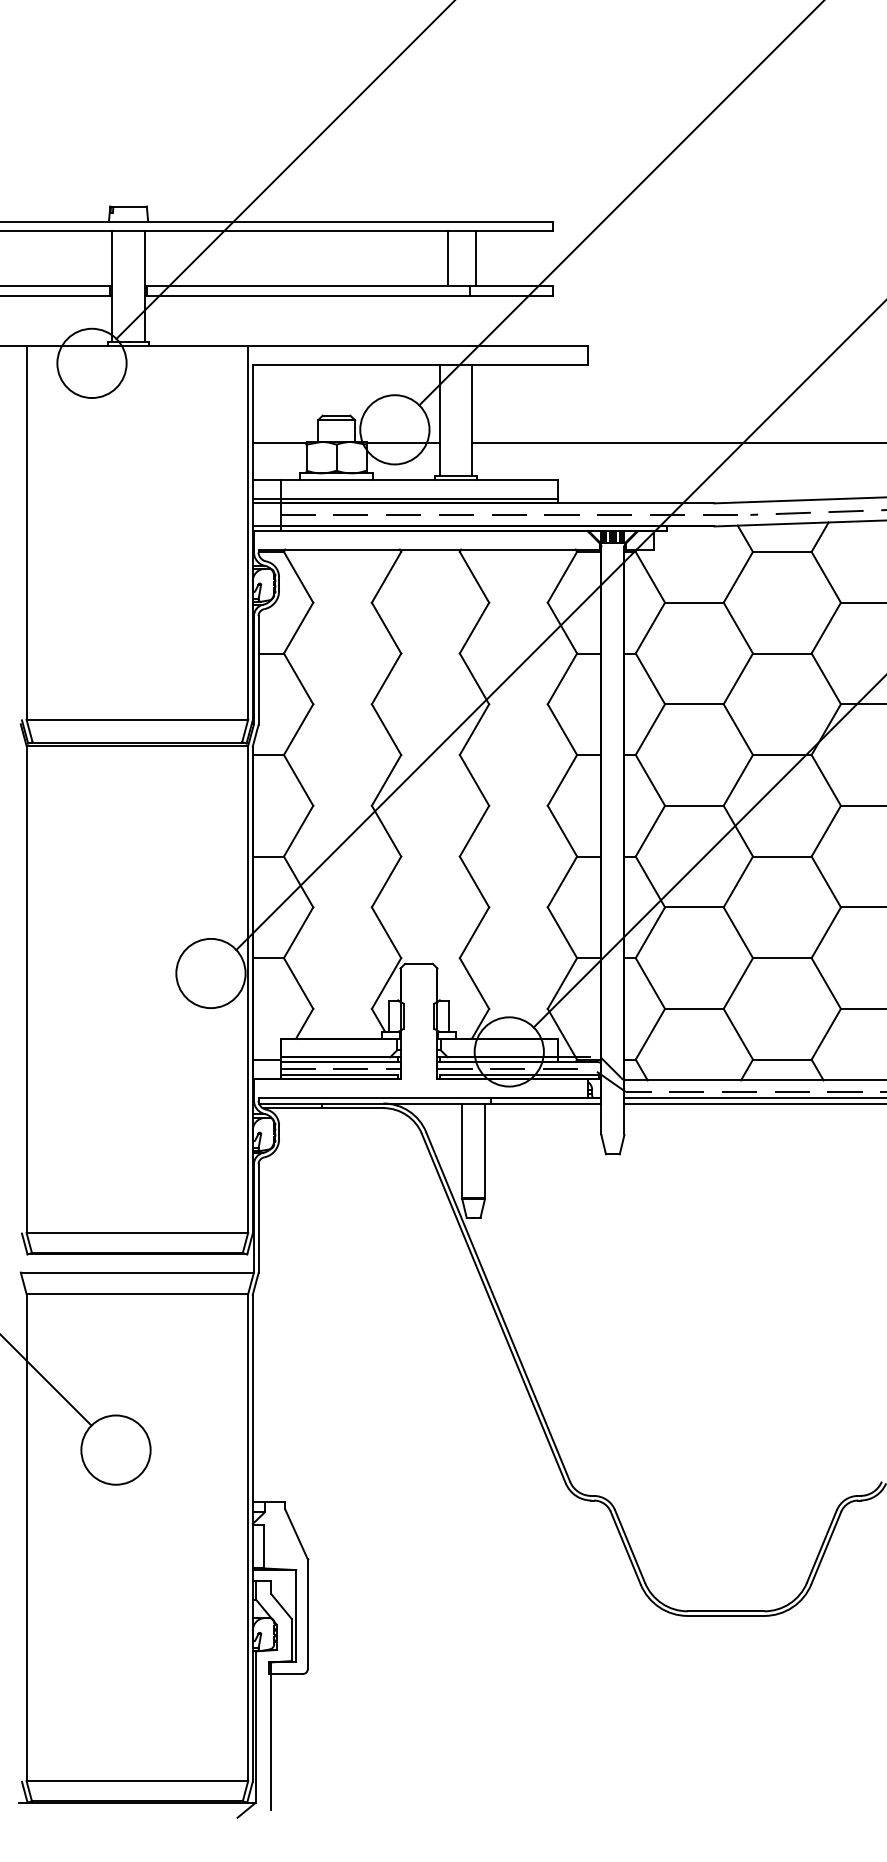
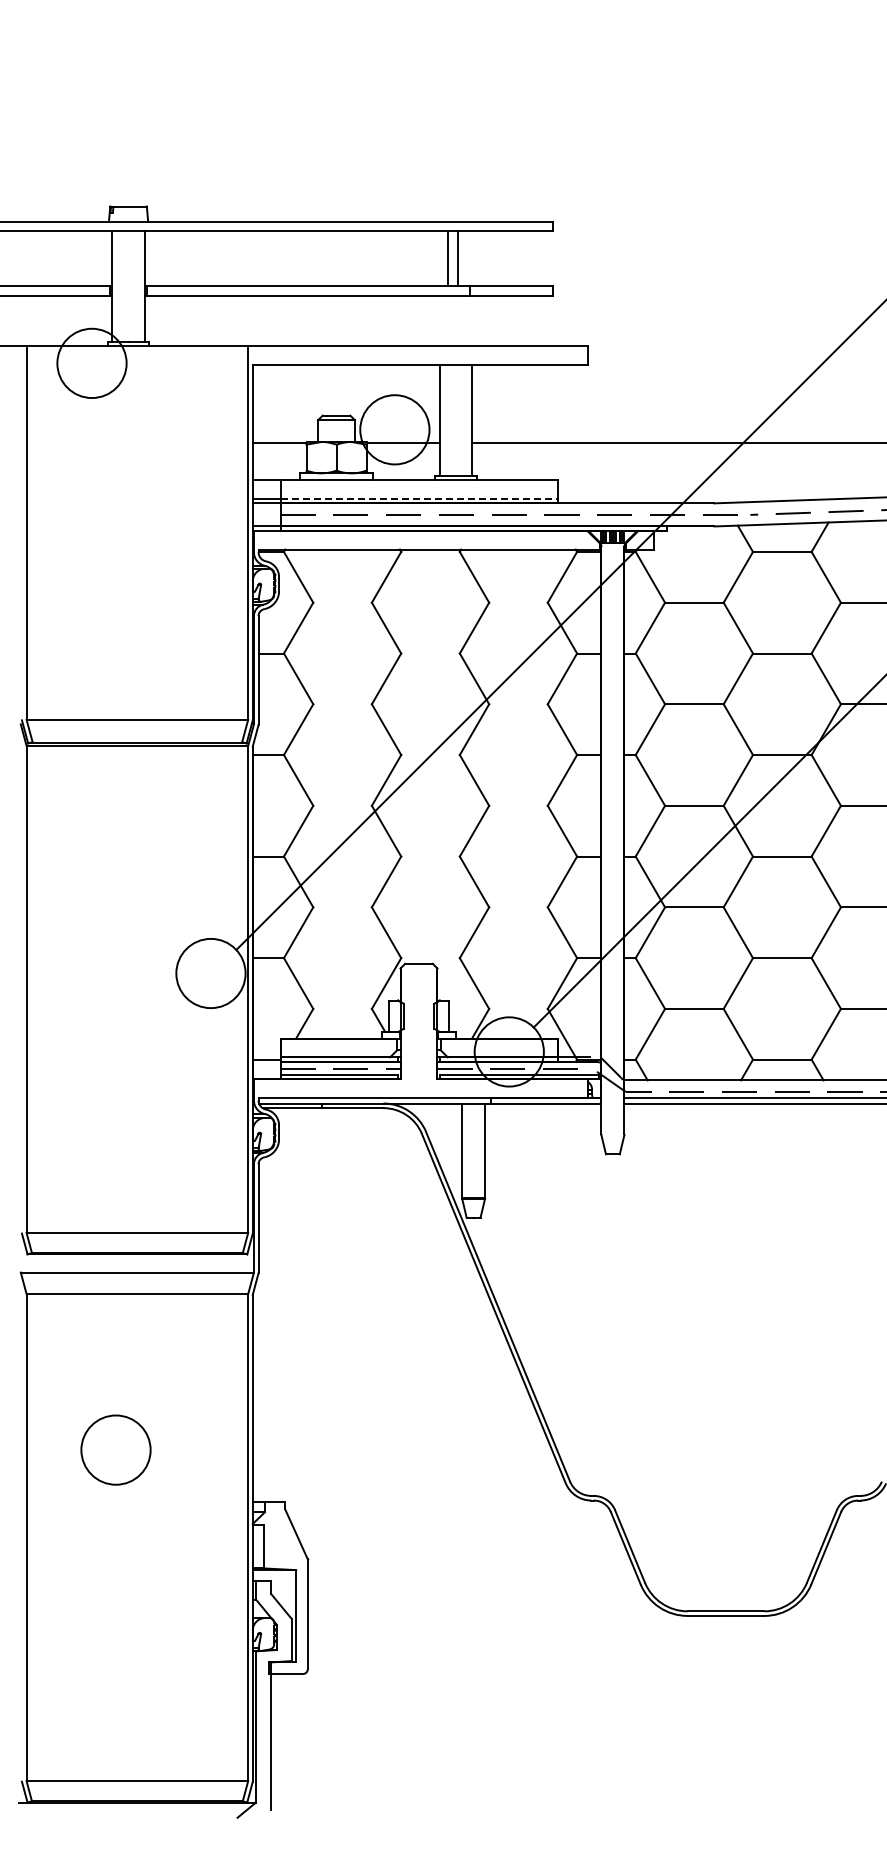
line: present -> none (284, 170)
line: present -> none (620, 203)
line position: (475, 258) -> (457, 258) (457, 258)
line: solid -> dashed (419, 498)
line: present -> none (46, 1380)
